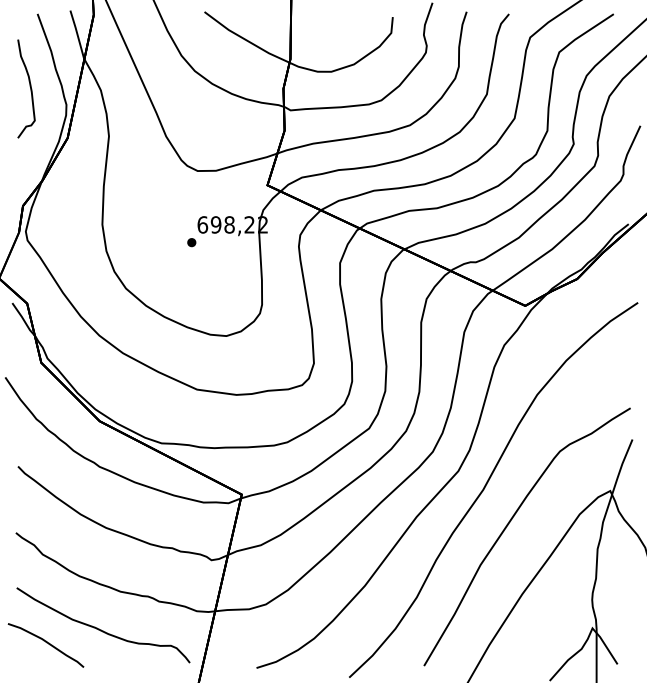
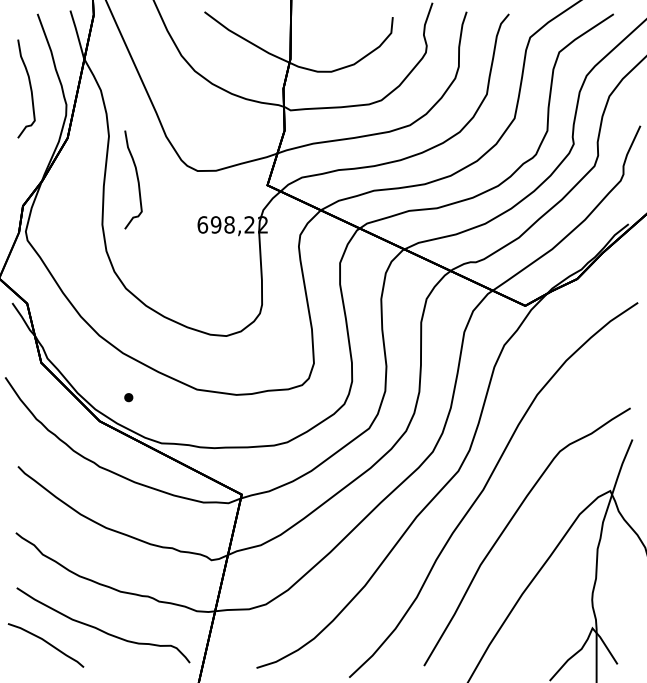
curve: none -> present (136, 177)
part position: (191, 242) -> (128, 397) (128, 397)
